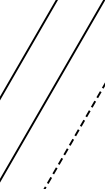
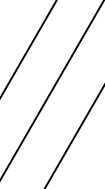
line: dashed -> solid (74, 136)
